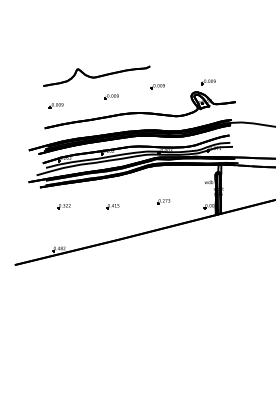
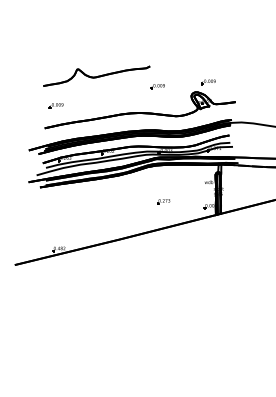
part: present -> none (111, 96)
part: present -> none (63, 206)
part: present -> none (112, 206)
